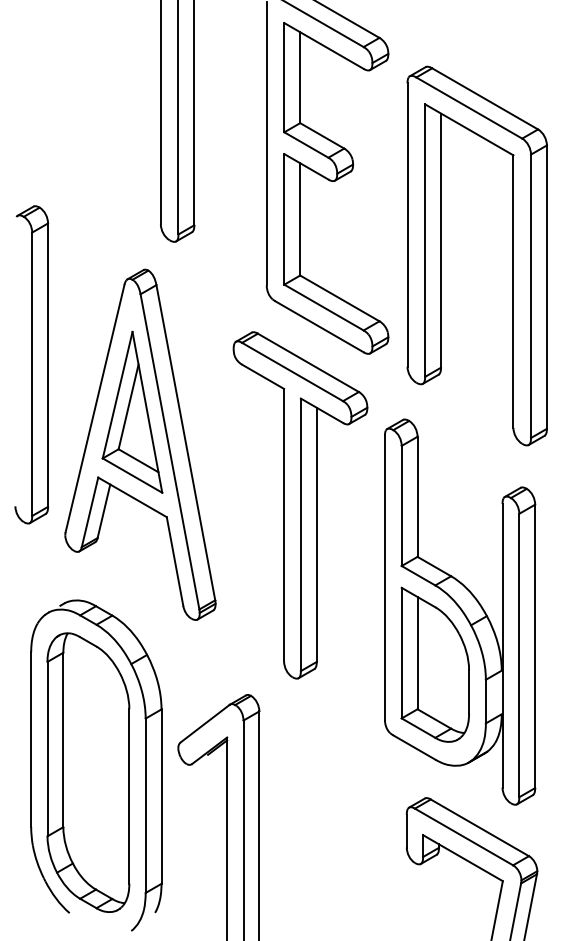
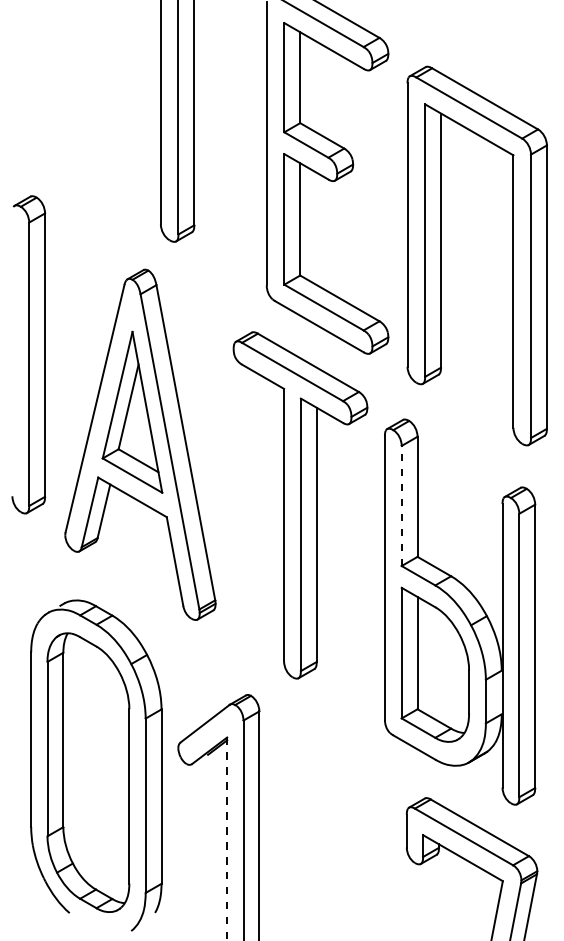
part position: (31, 364) -> (28, 354) (28, 354)
line: solid -> dashed (401, 505)
line: solid -> dashed (227, 839)
